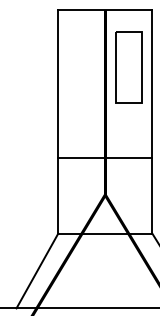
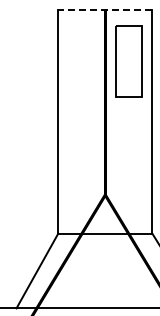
line: solid -> dashed (105, 9)
part position: (128, 67) -> (128, 61) (128, 61)
line: present -> none (105, 157)
